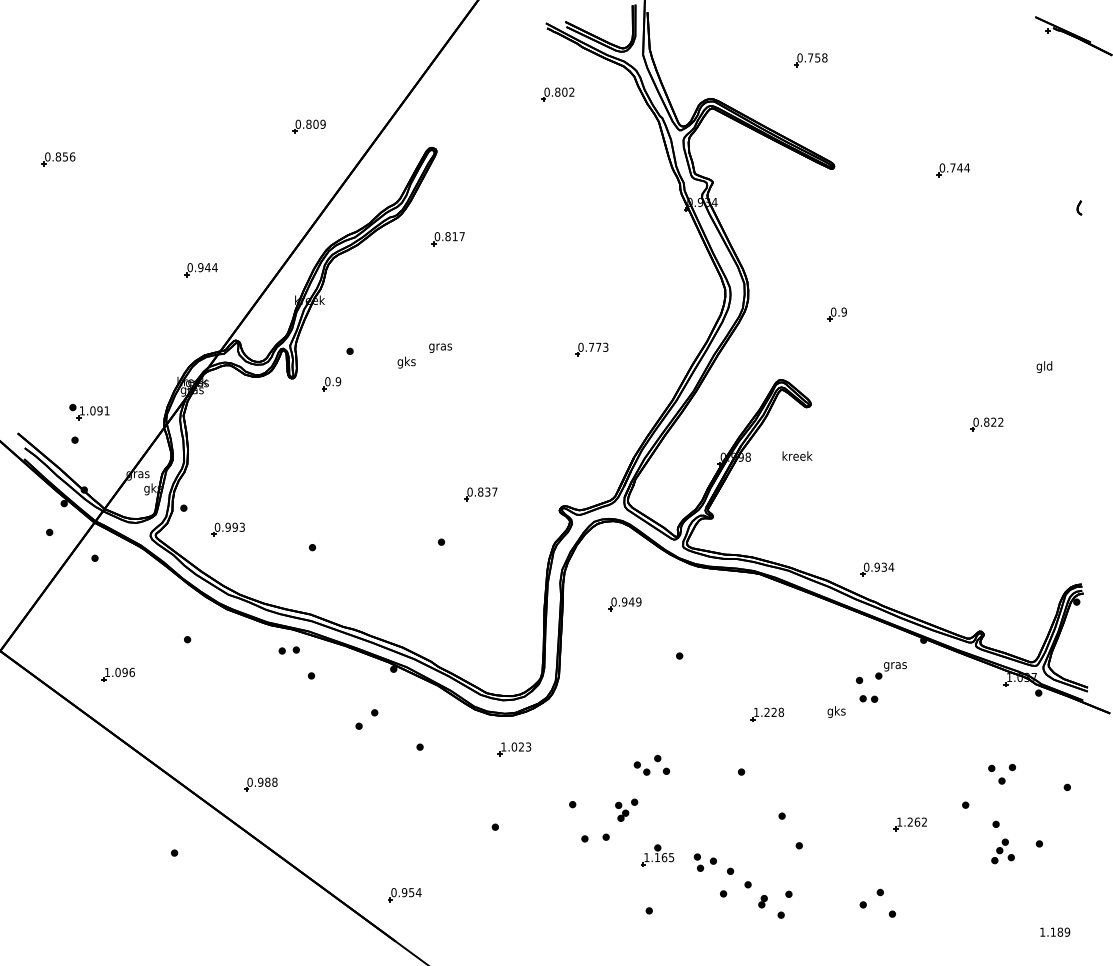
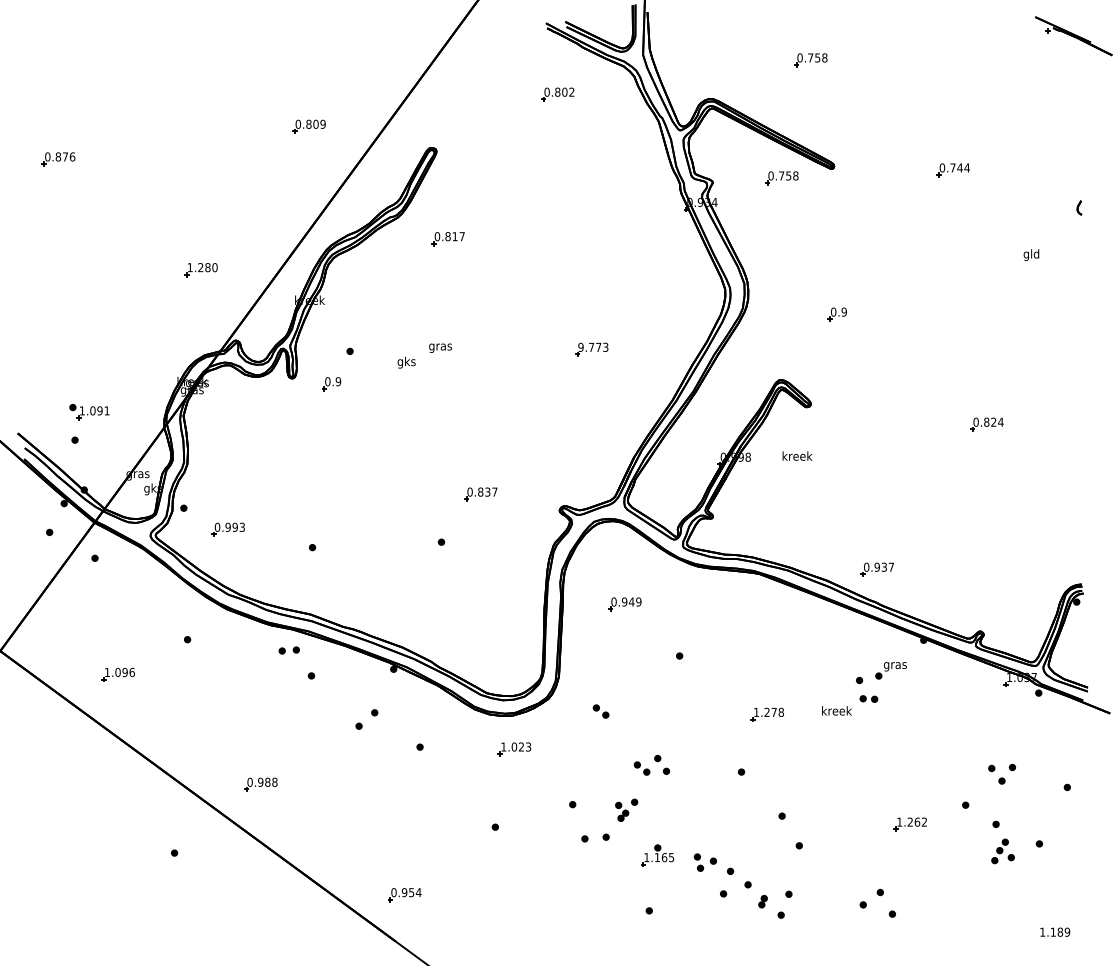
text: 0.856 -> 0.876 (64, 156)
part: none -> present (781, 178)
text: 0.944 -> 1.280 (202, 267)
text: 0.773 -> 9.773 (580, 347)
text position: (1044, 366) -> (1031, 254) (1031, 254)
text: 0.822 -> 0.824 (1000, 421)
text: 0.934 -> 0.937 (891, 566)
part: none -> present (600, 711)
text: 1.228 -> 1.278 (773, 711)
text: gks -> kreek (836, 711)
